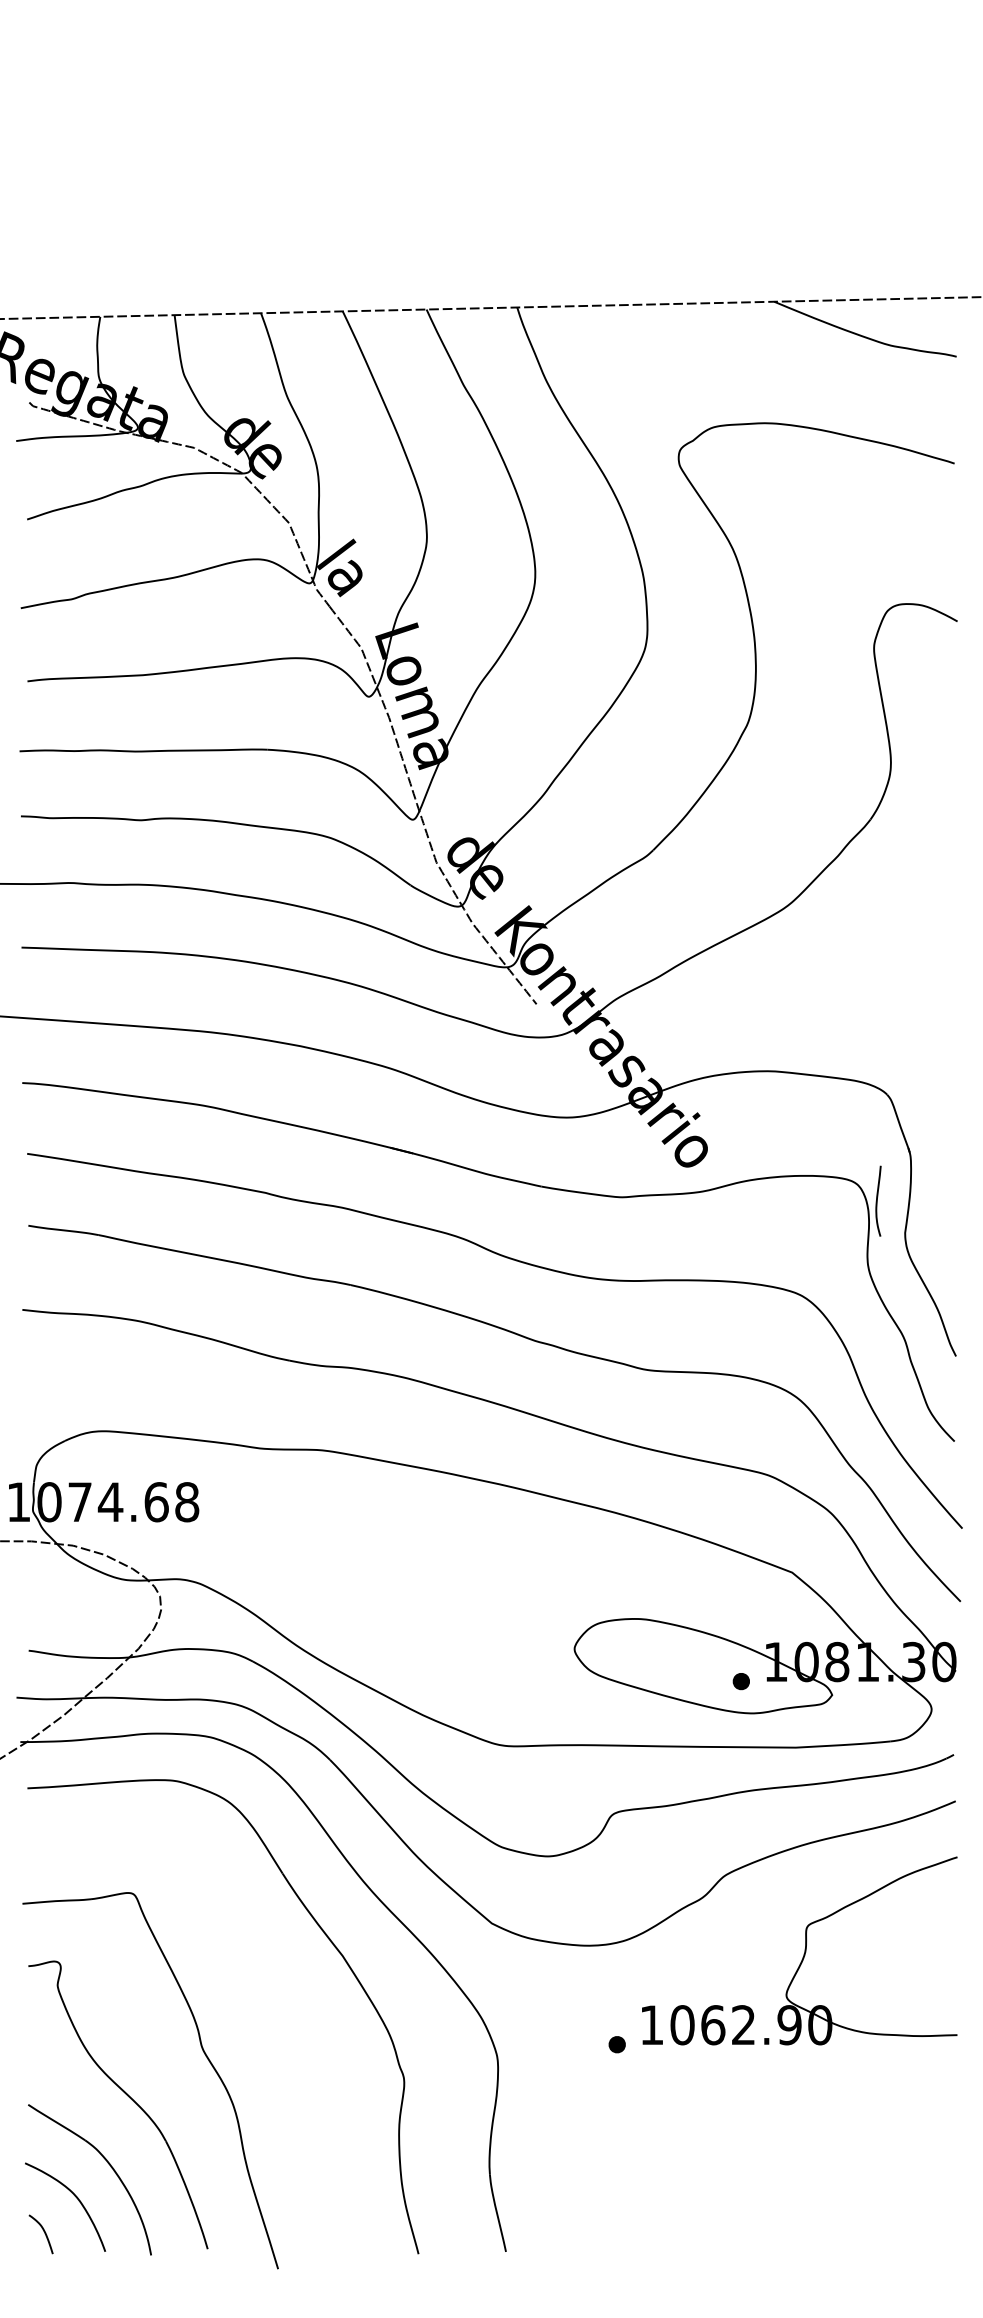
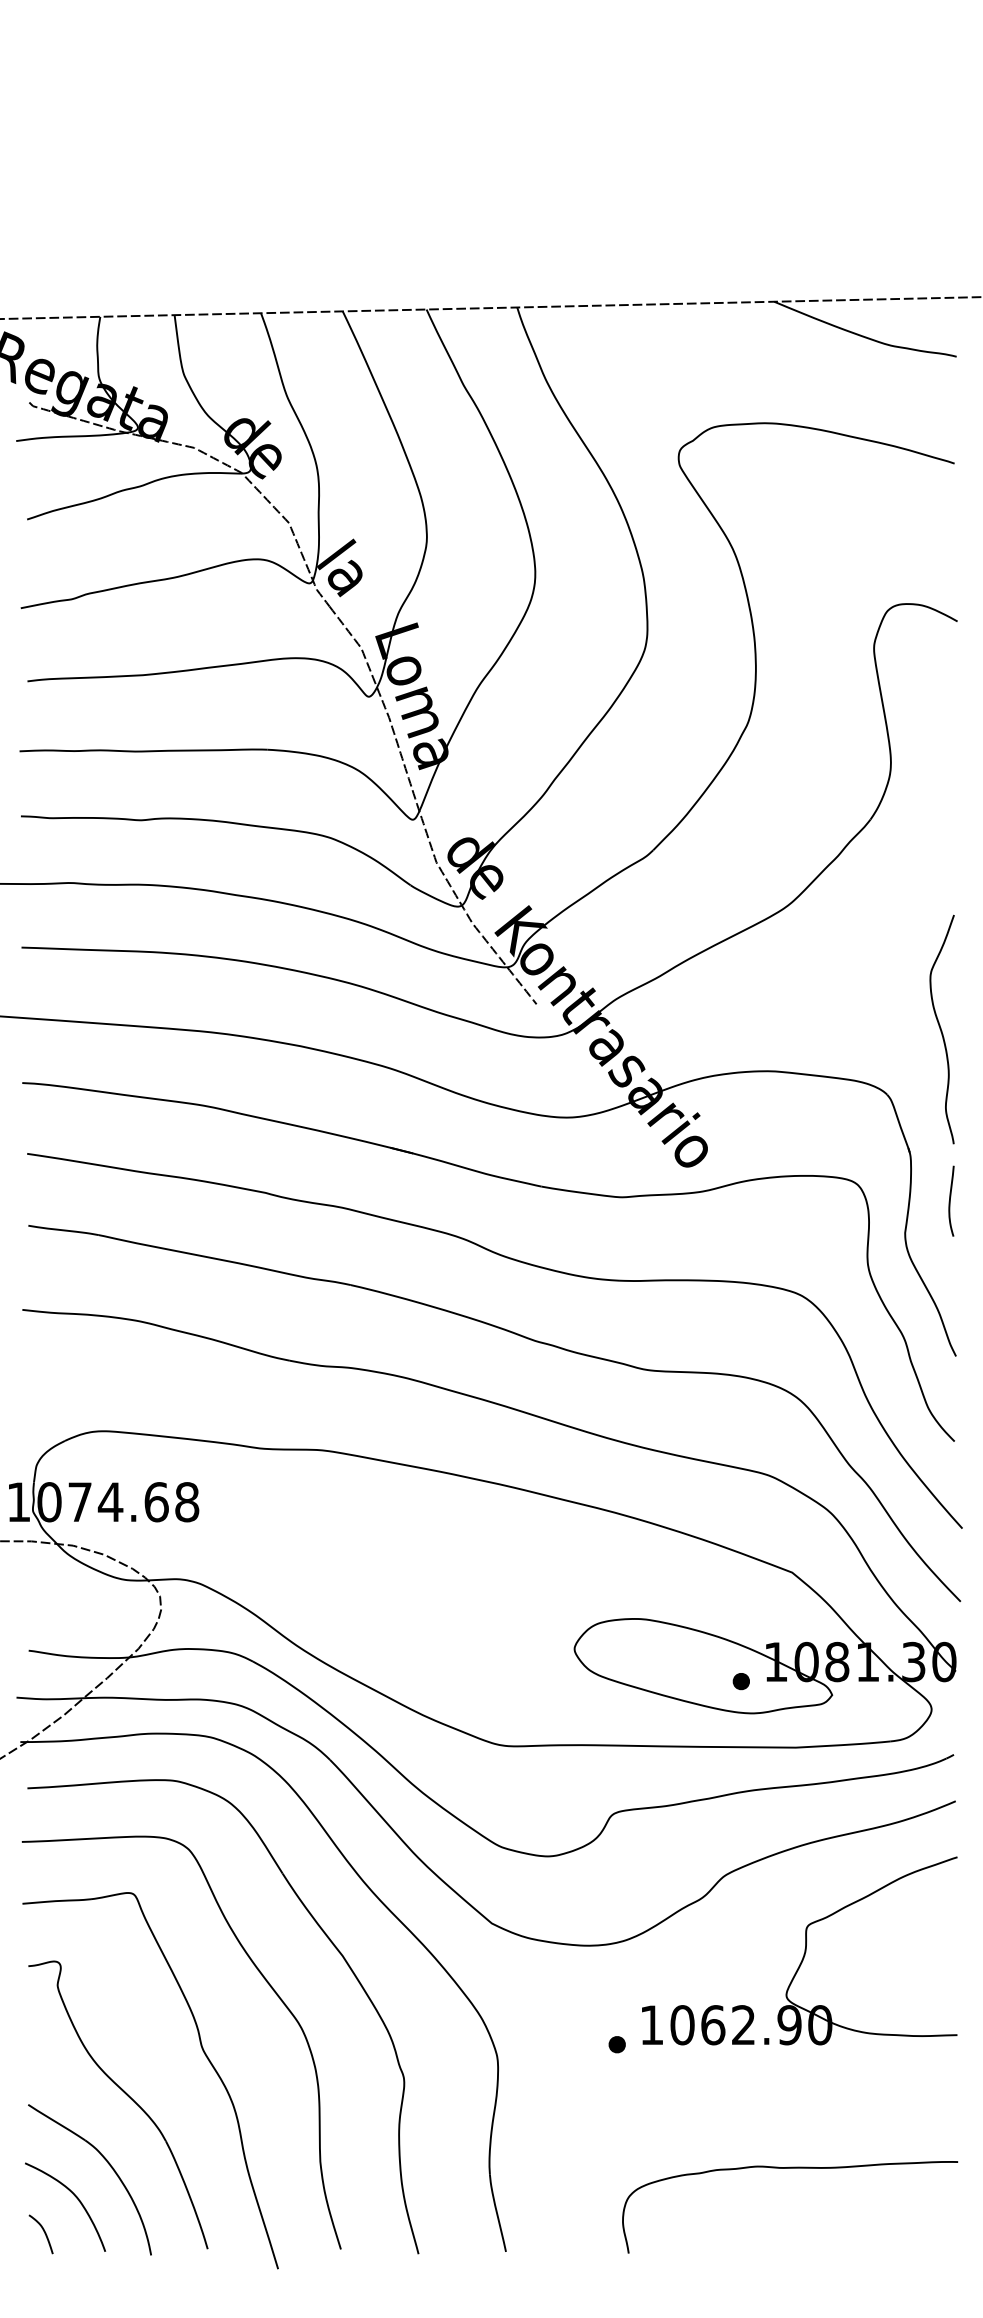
curve: none -> present (941, 1029)
curve position: (877, 1200) -> (950, 1200) (950, 1200)
curve: none -> present (263, 1978)
curve: none -> present (790, 2168)
